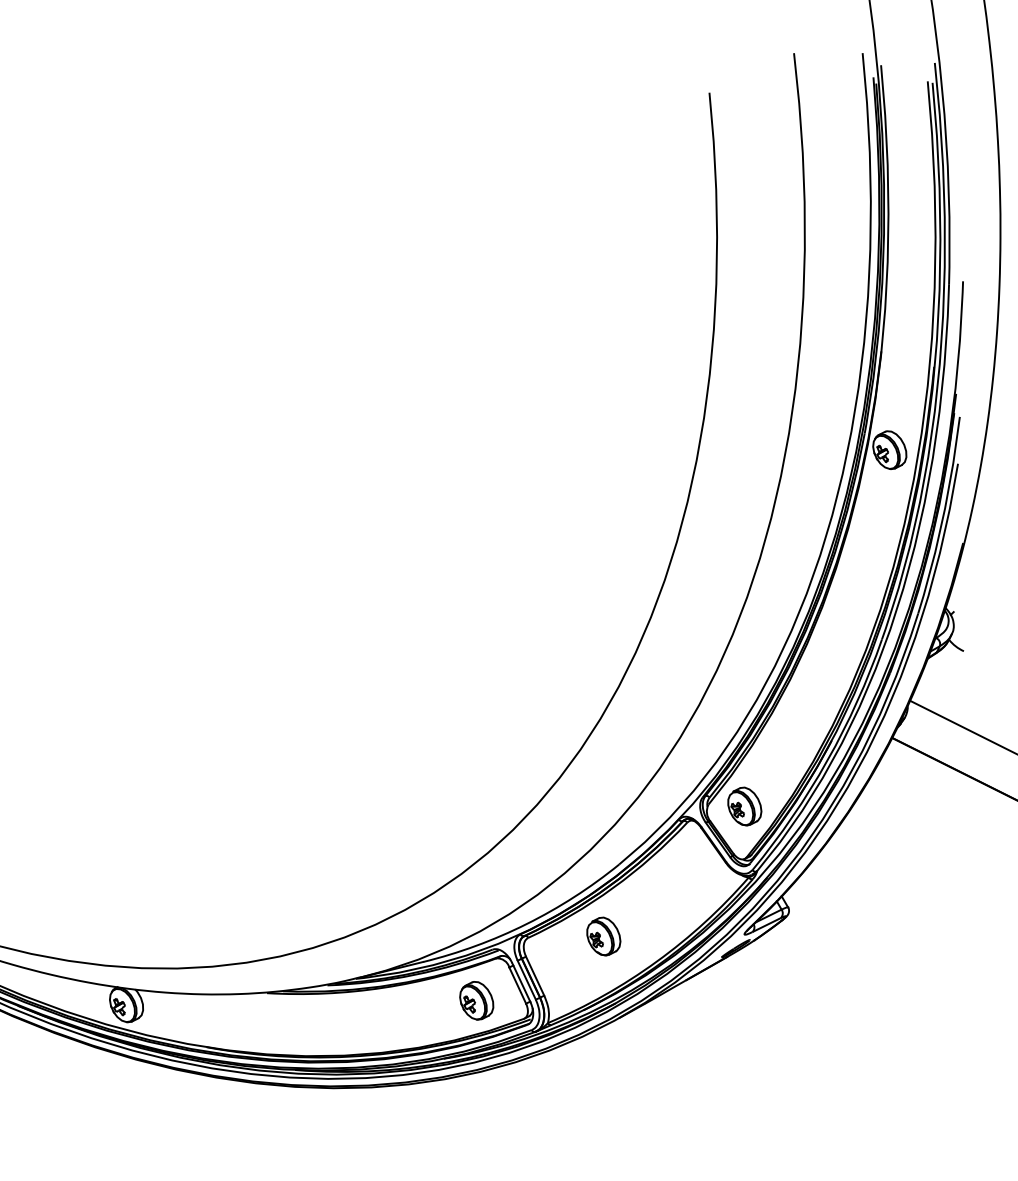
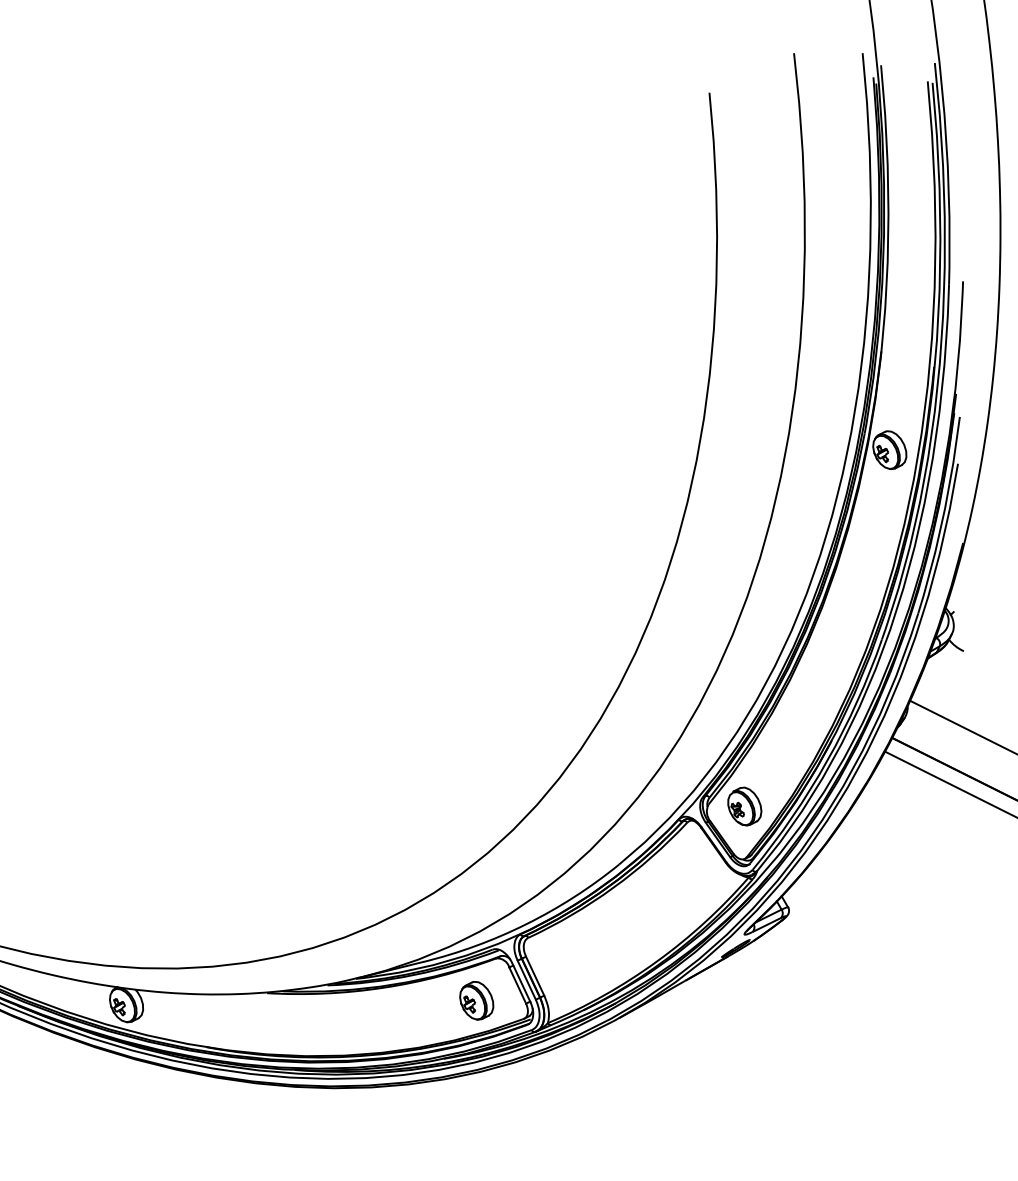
line: none -> present (949, 783)
part: present -> none (603, 936)
